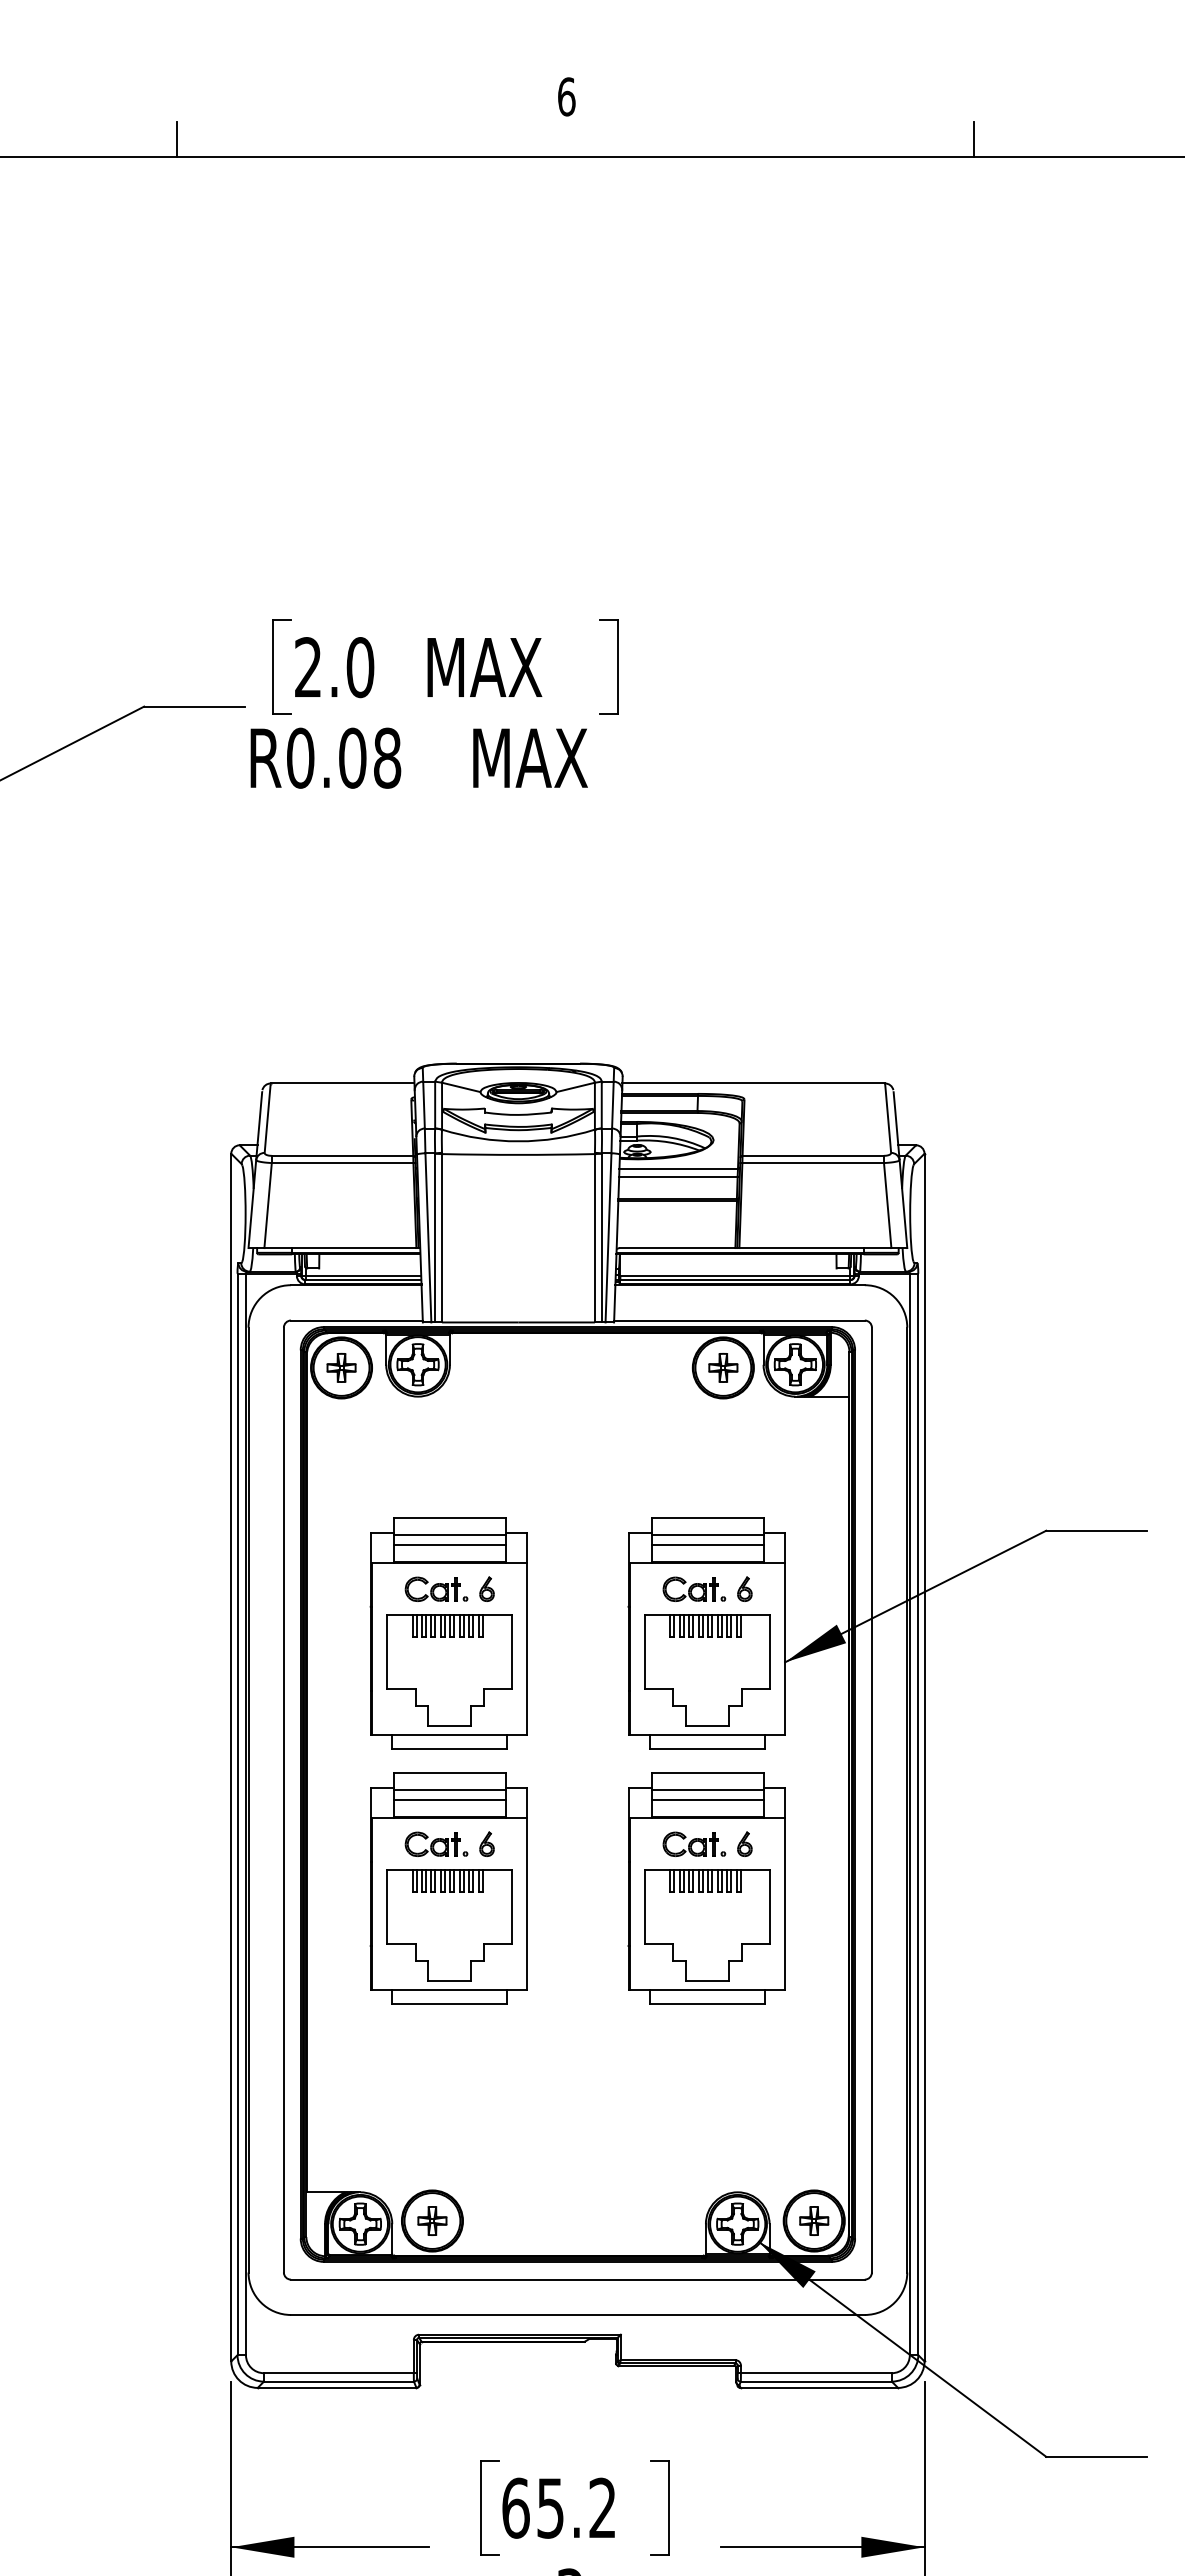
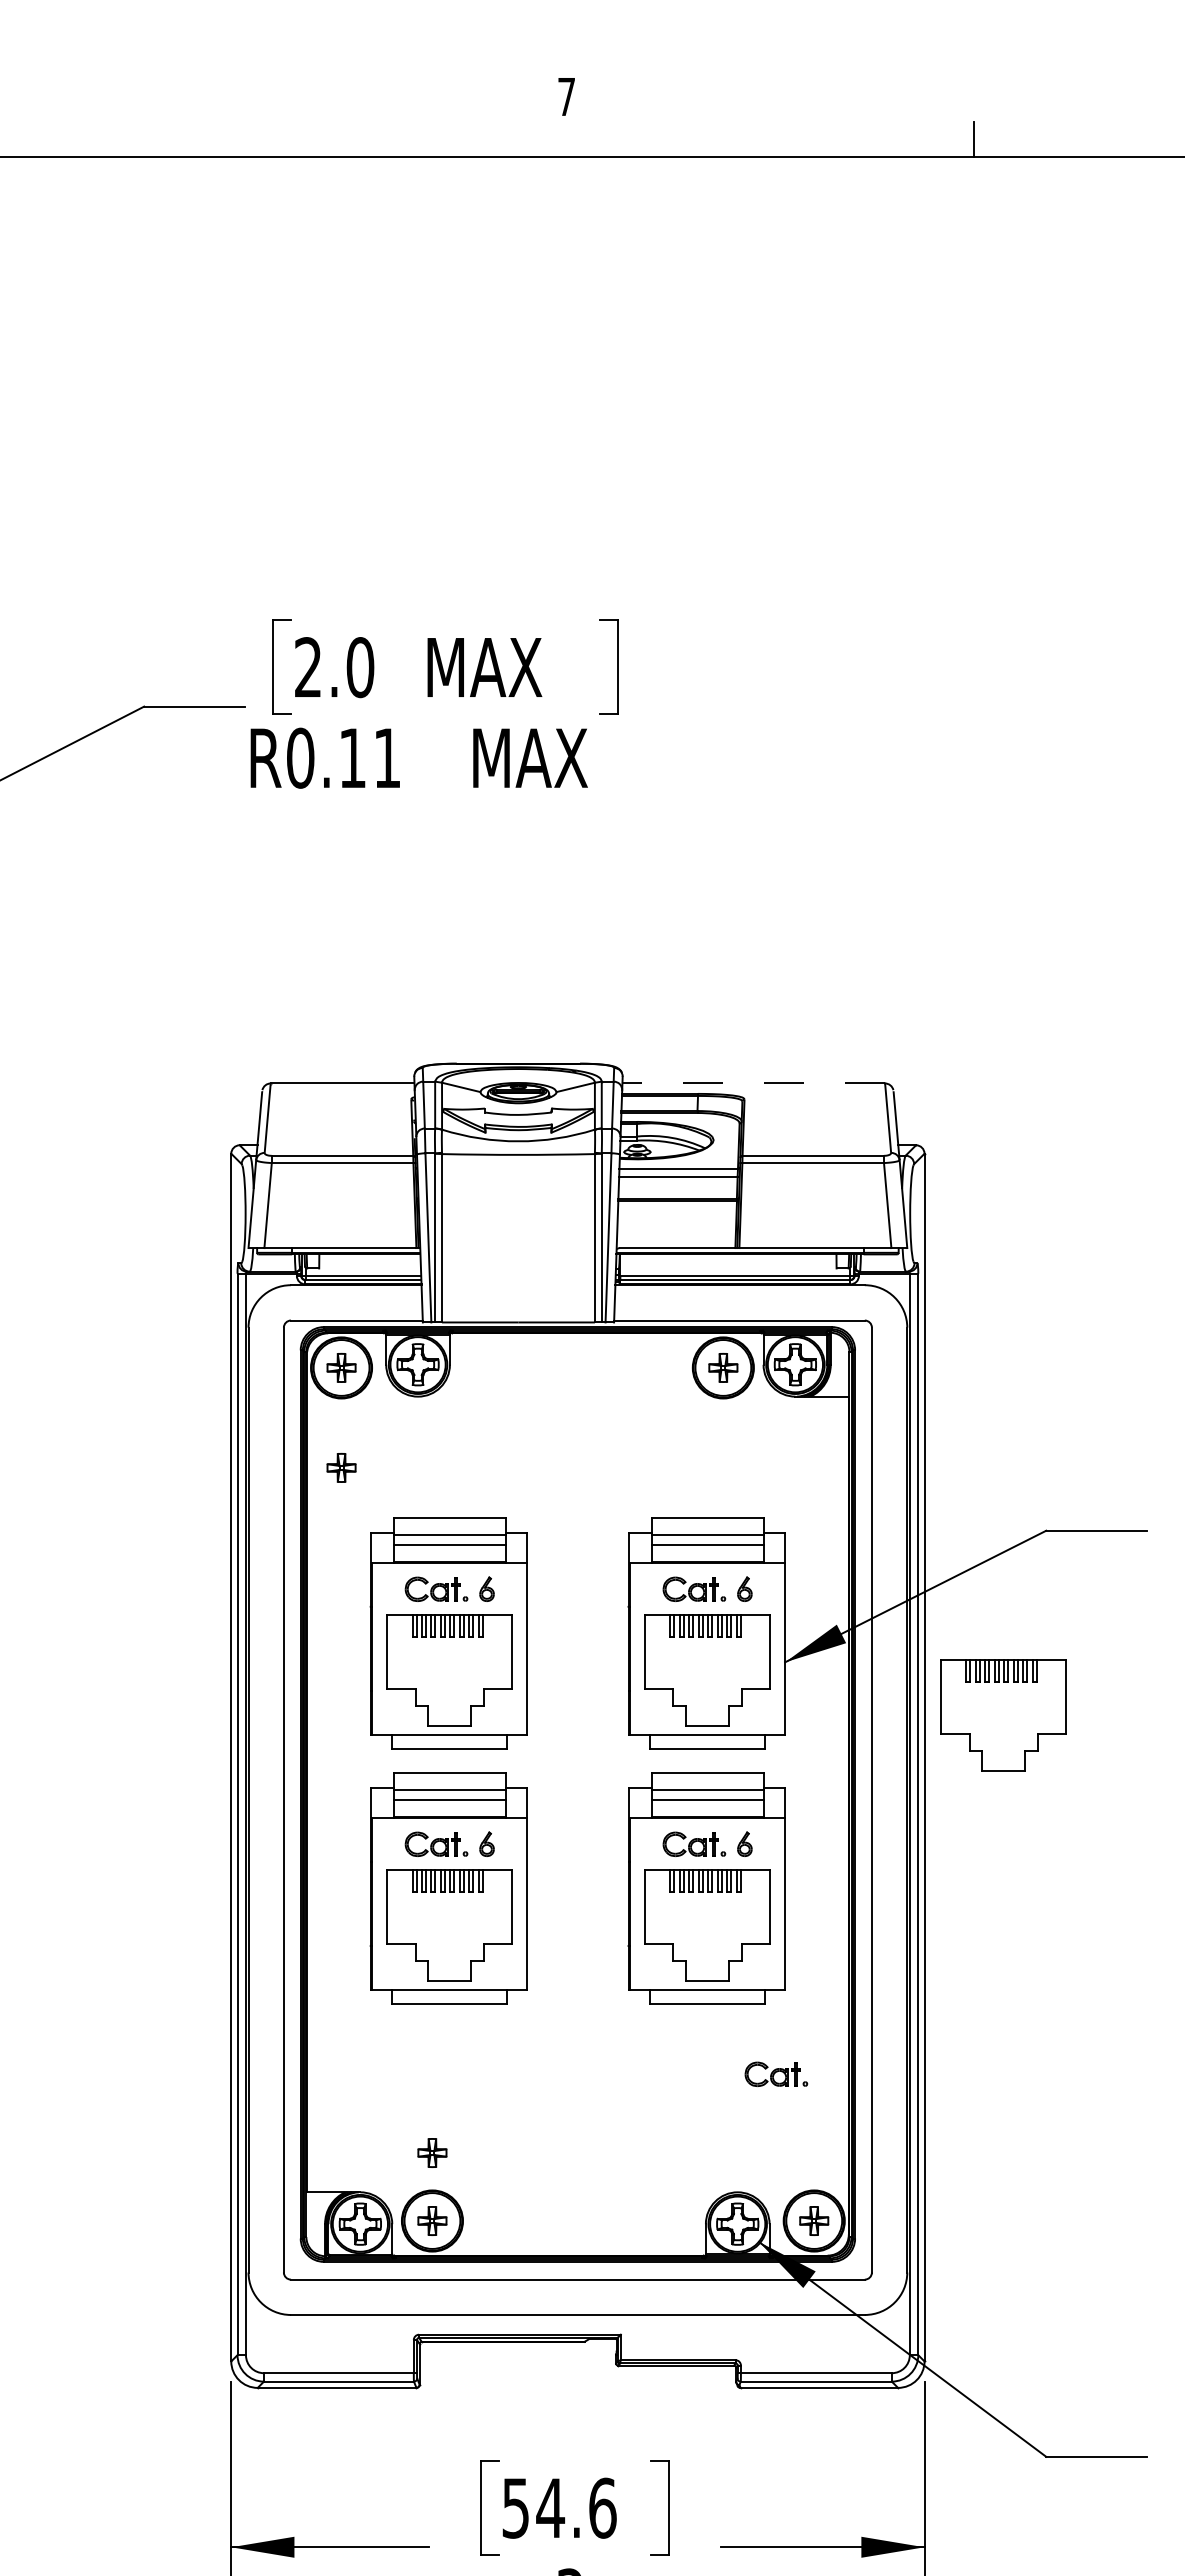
text: 6 -> 7 (566, 96)
line: present -> none (177, 139)
text: R0.08 -> R0.11 (370, 757)
line: solid -> dashed (753, 1083)
part: none -> present (341, 1467)
part: none -> present (1003, 1715)
part: none -> present (776, 2073)
part: none -> present (432, 2152)
text: 65.2 -> 54.6 (559, 2507)
